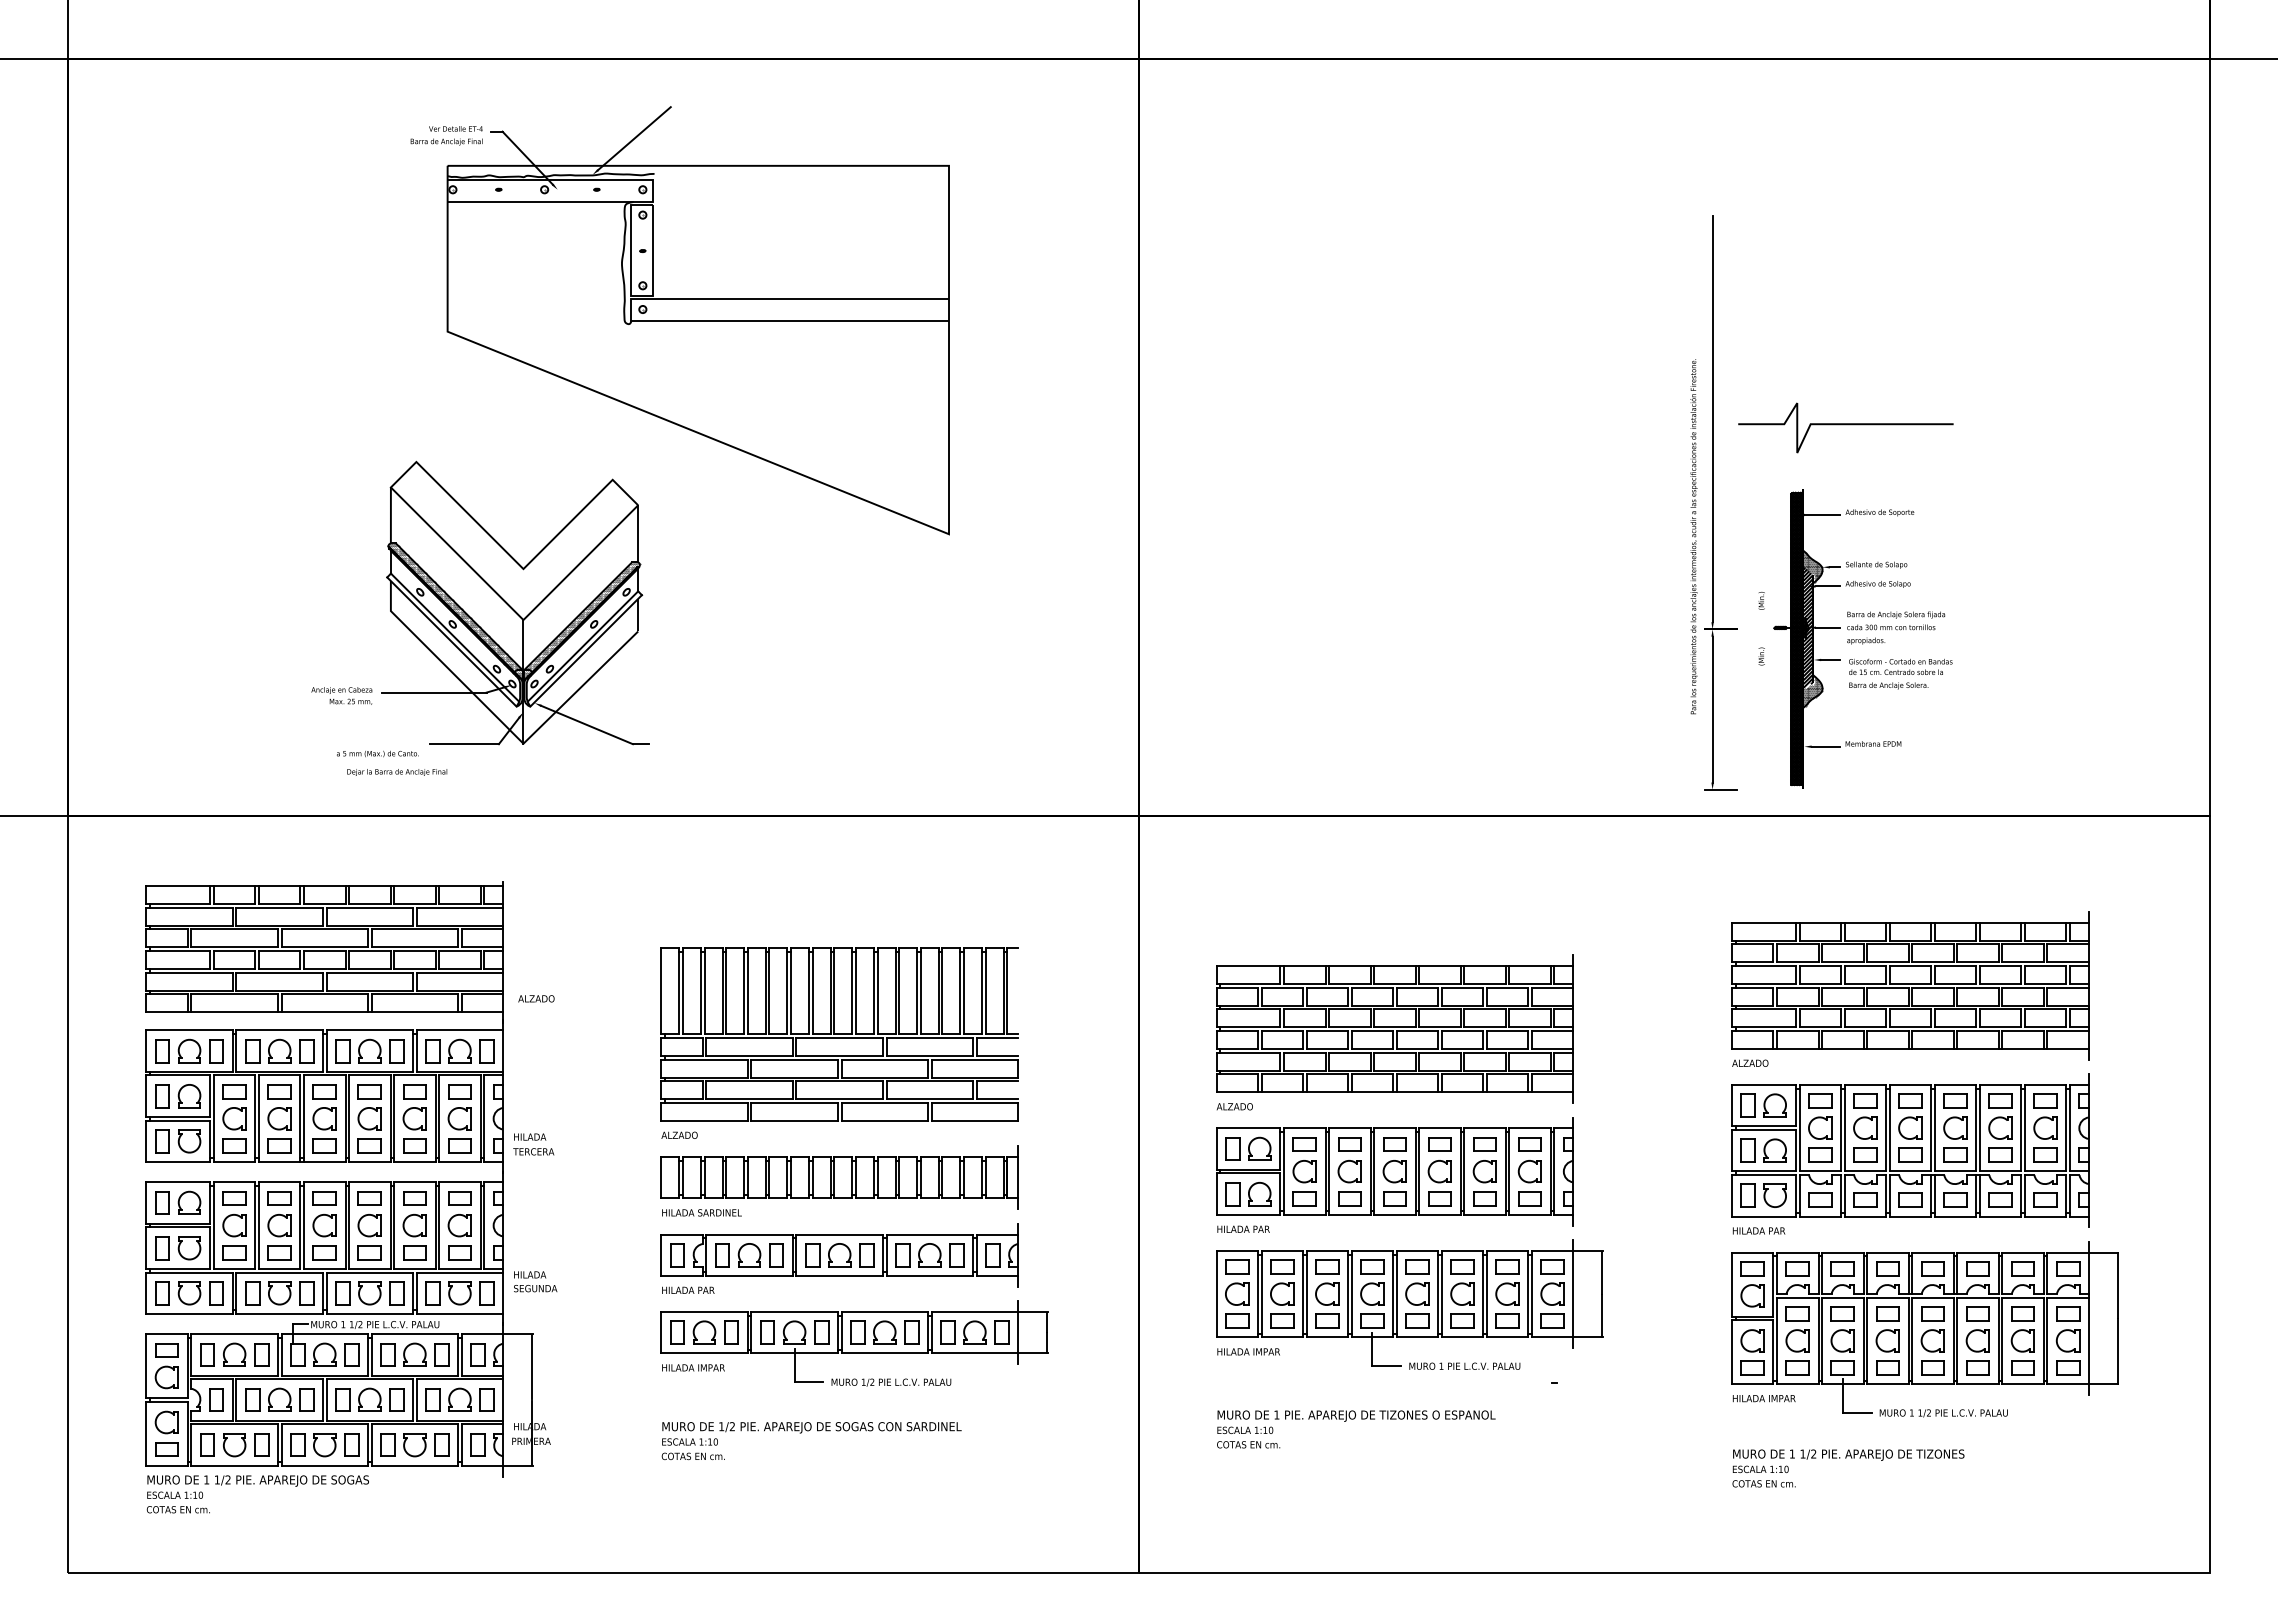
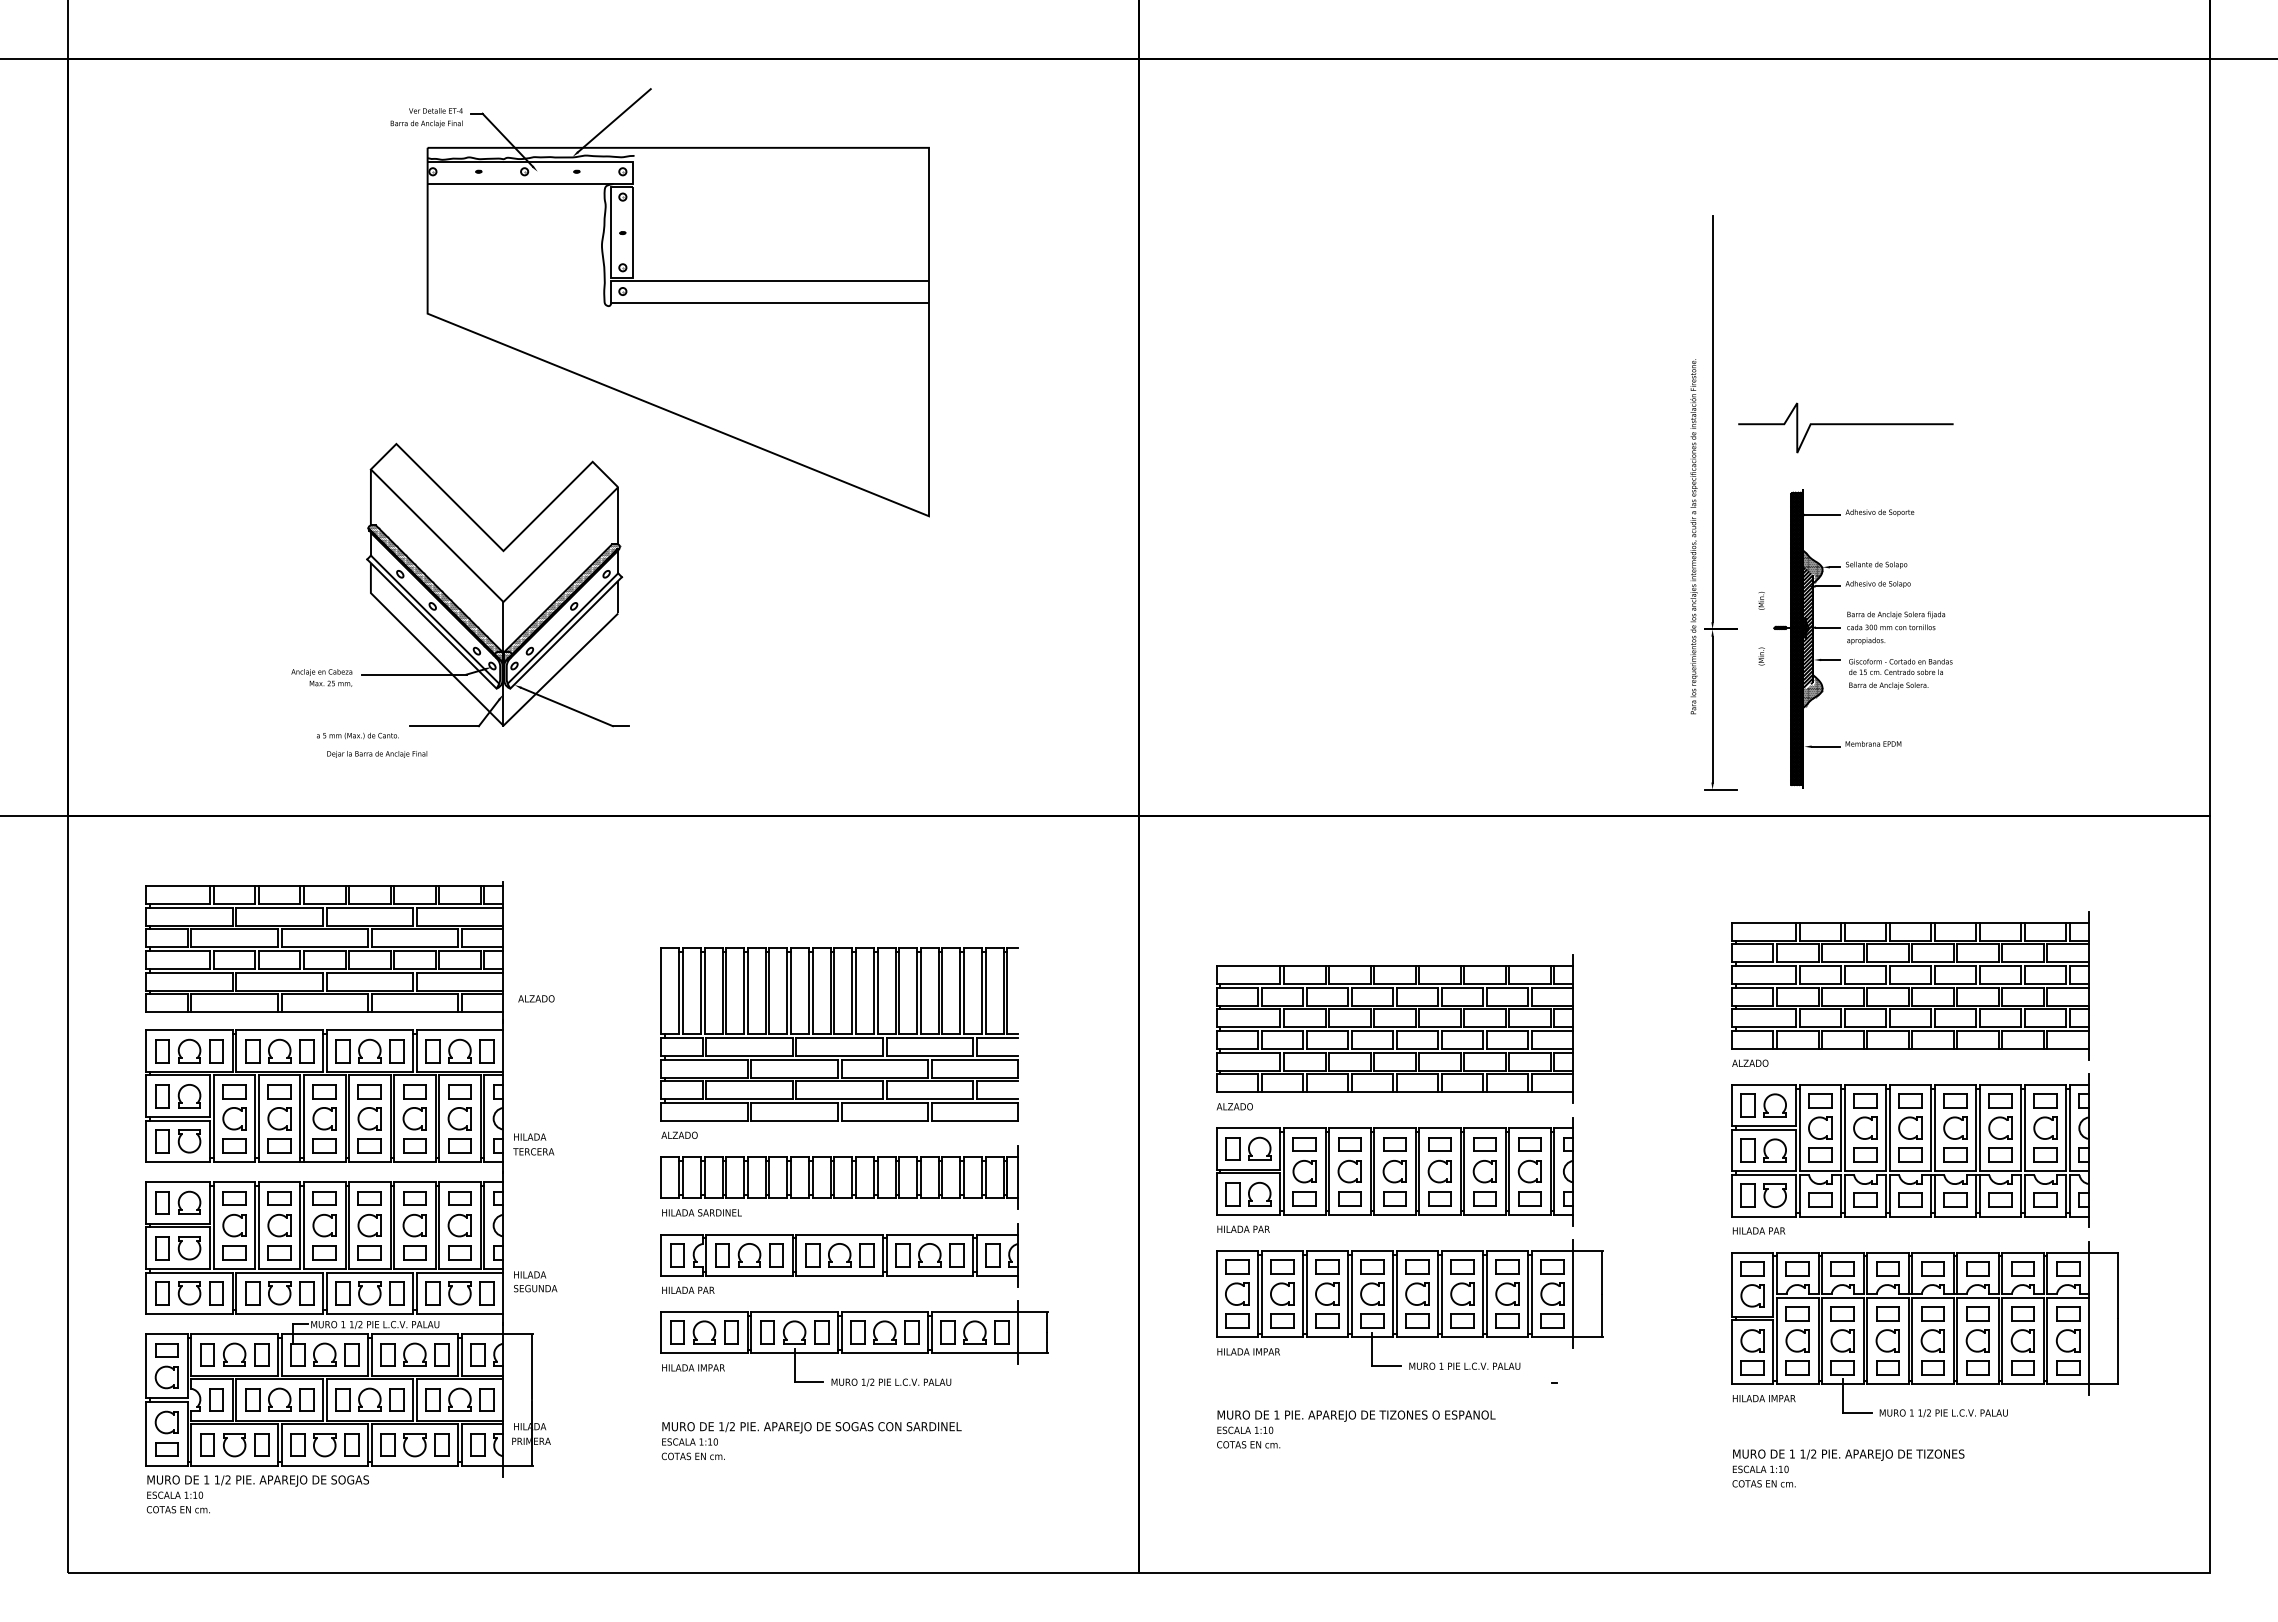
part position: (644, 412) -> (624, 394) (624, 394)
